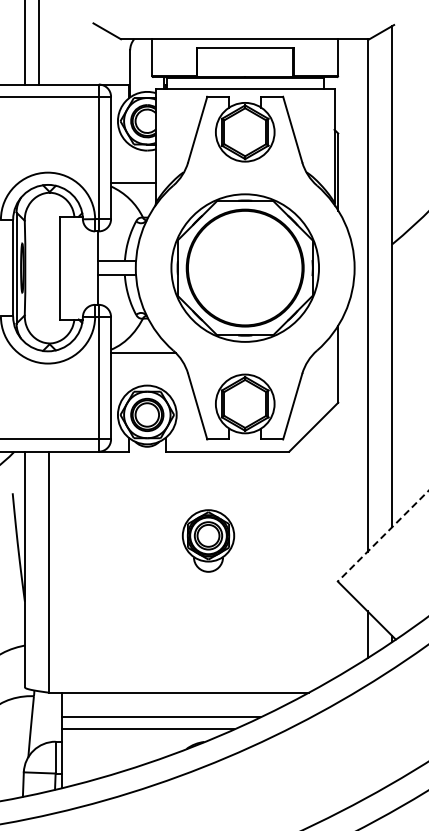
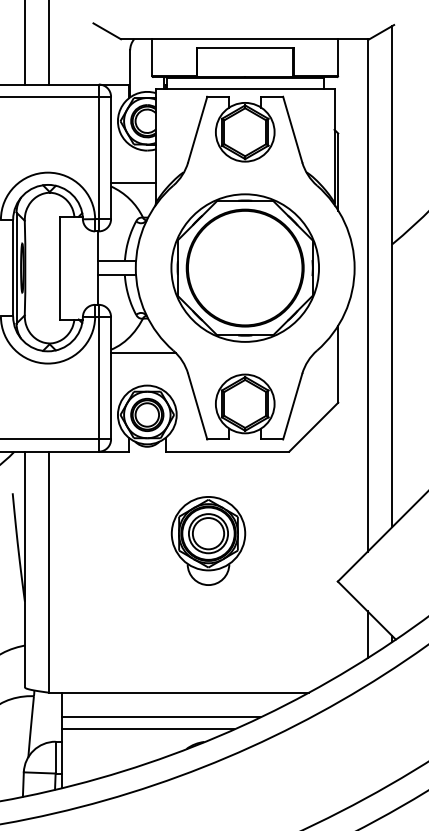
line position: (39, 43) -> (49, 43) (49, 43)
line: dashed -> solid (383, 536)
part size: 55x64 px -> 77x90 px (208, 540)
